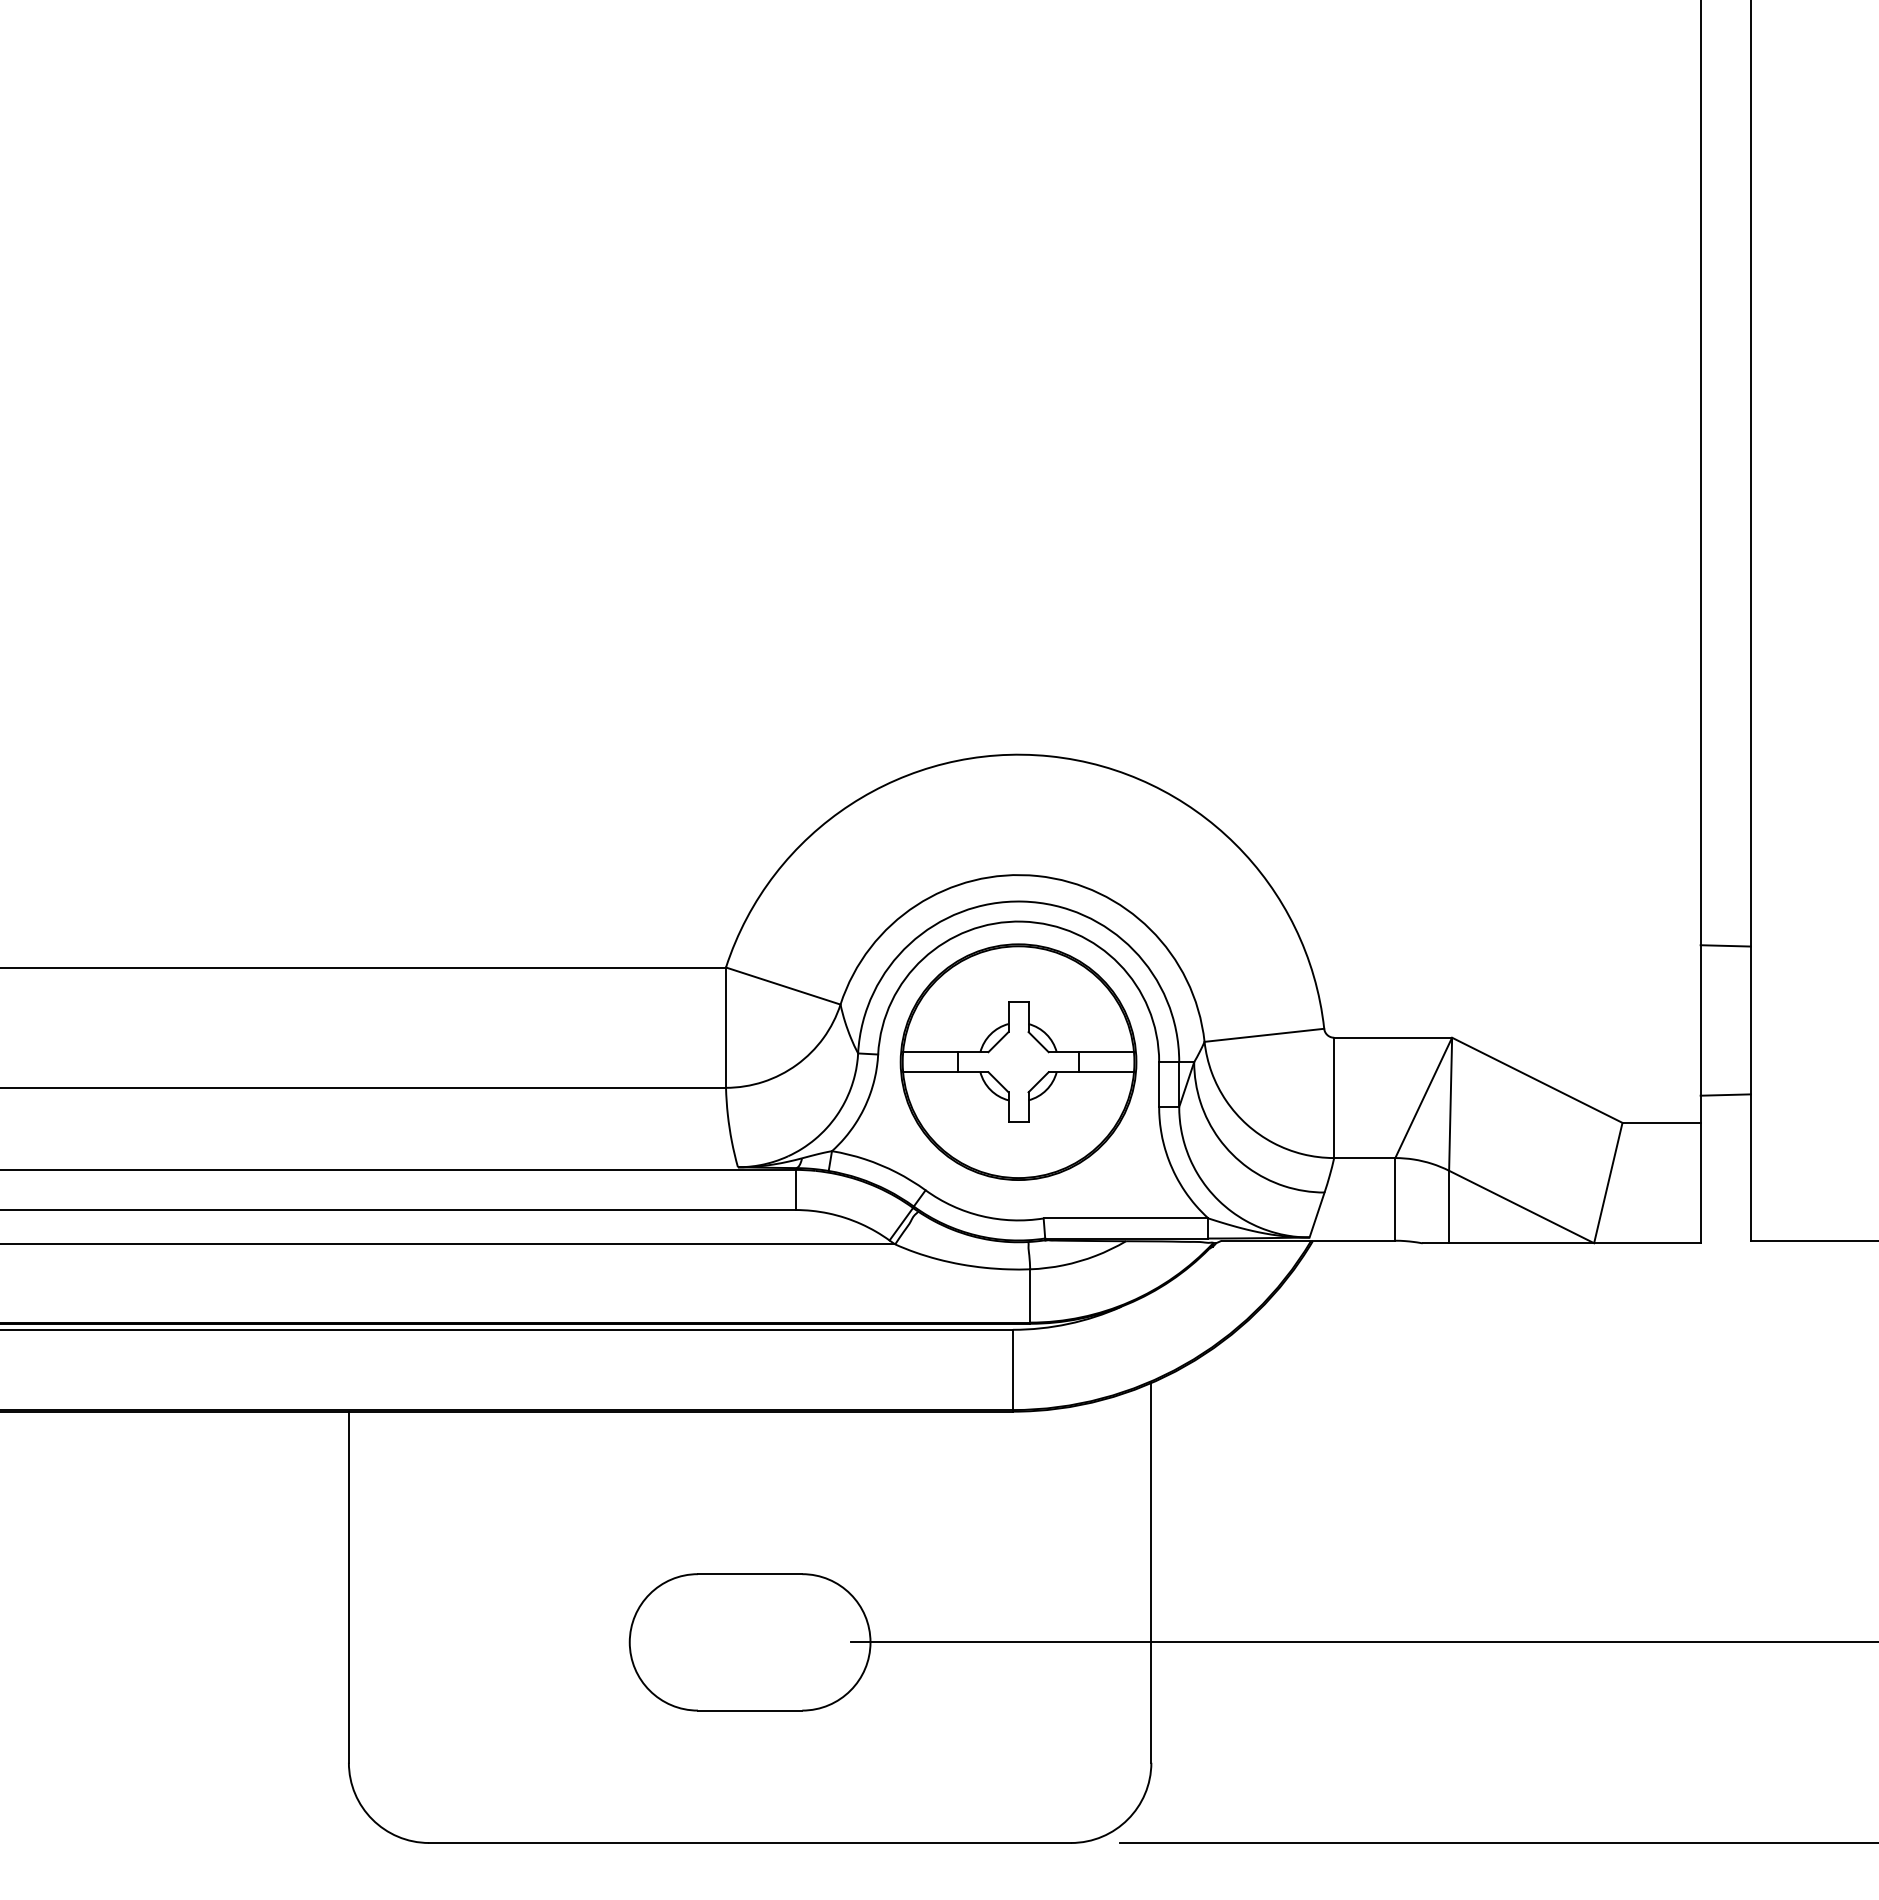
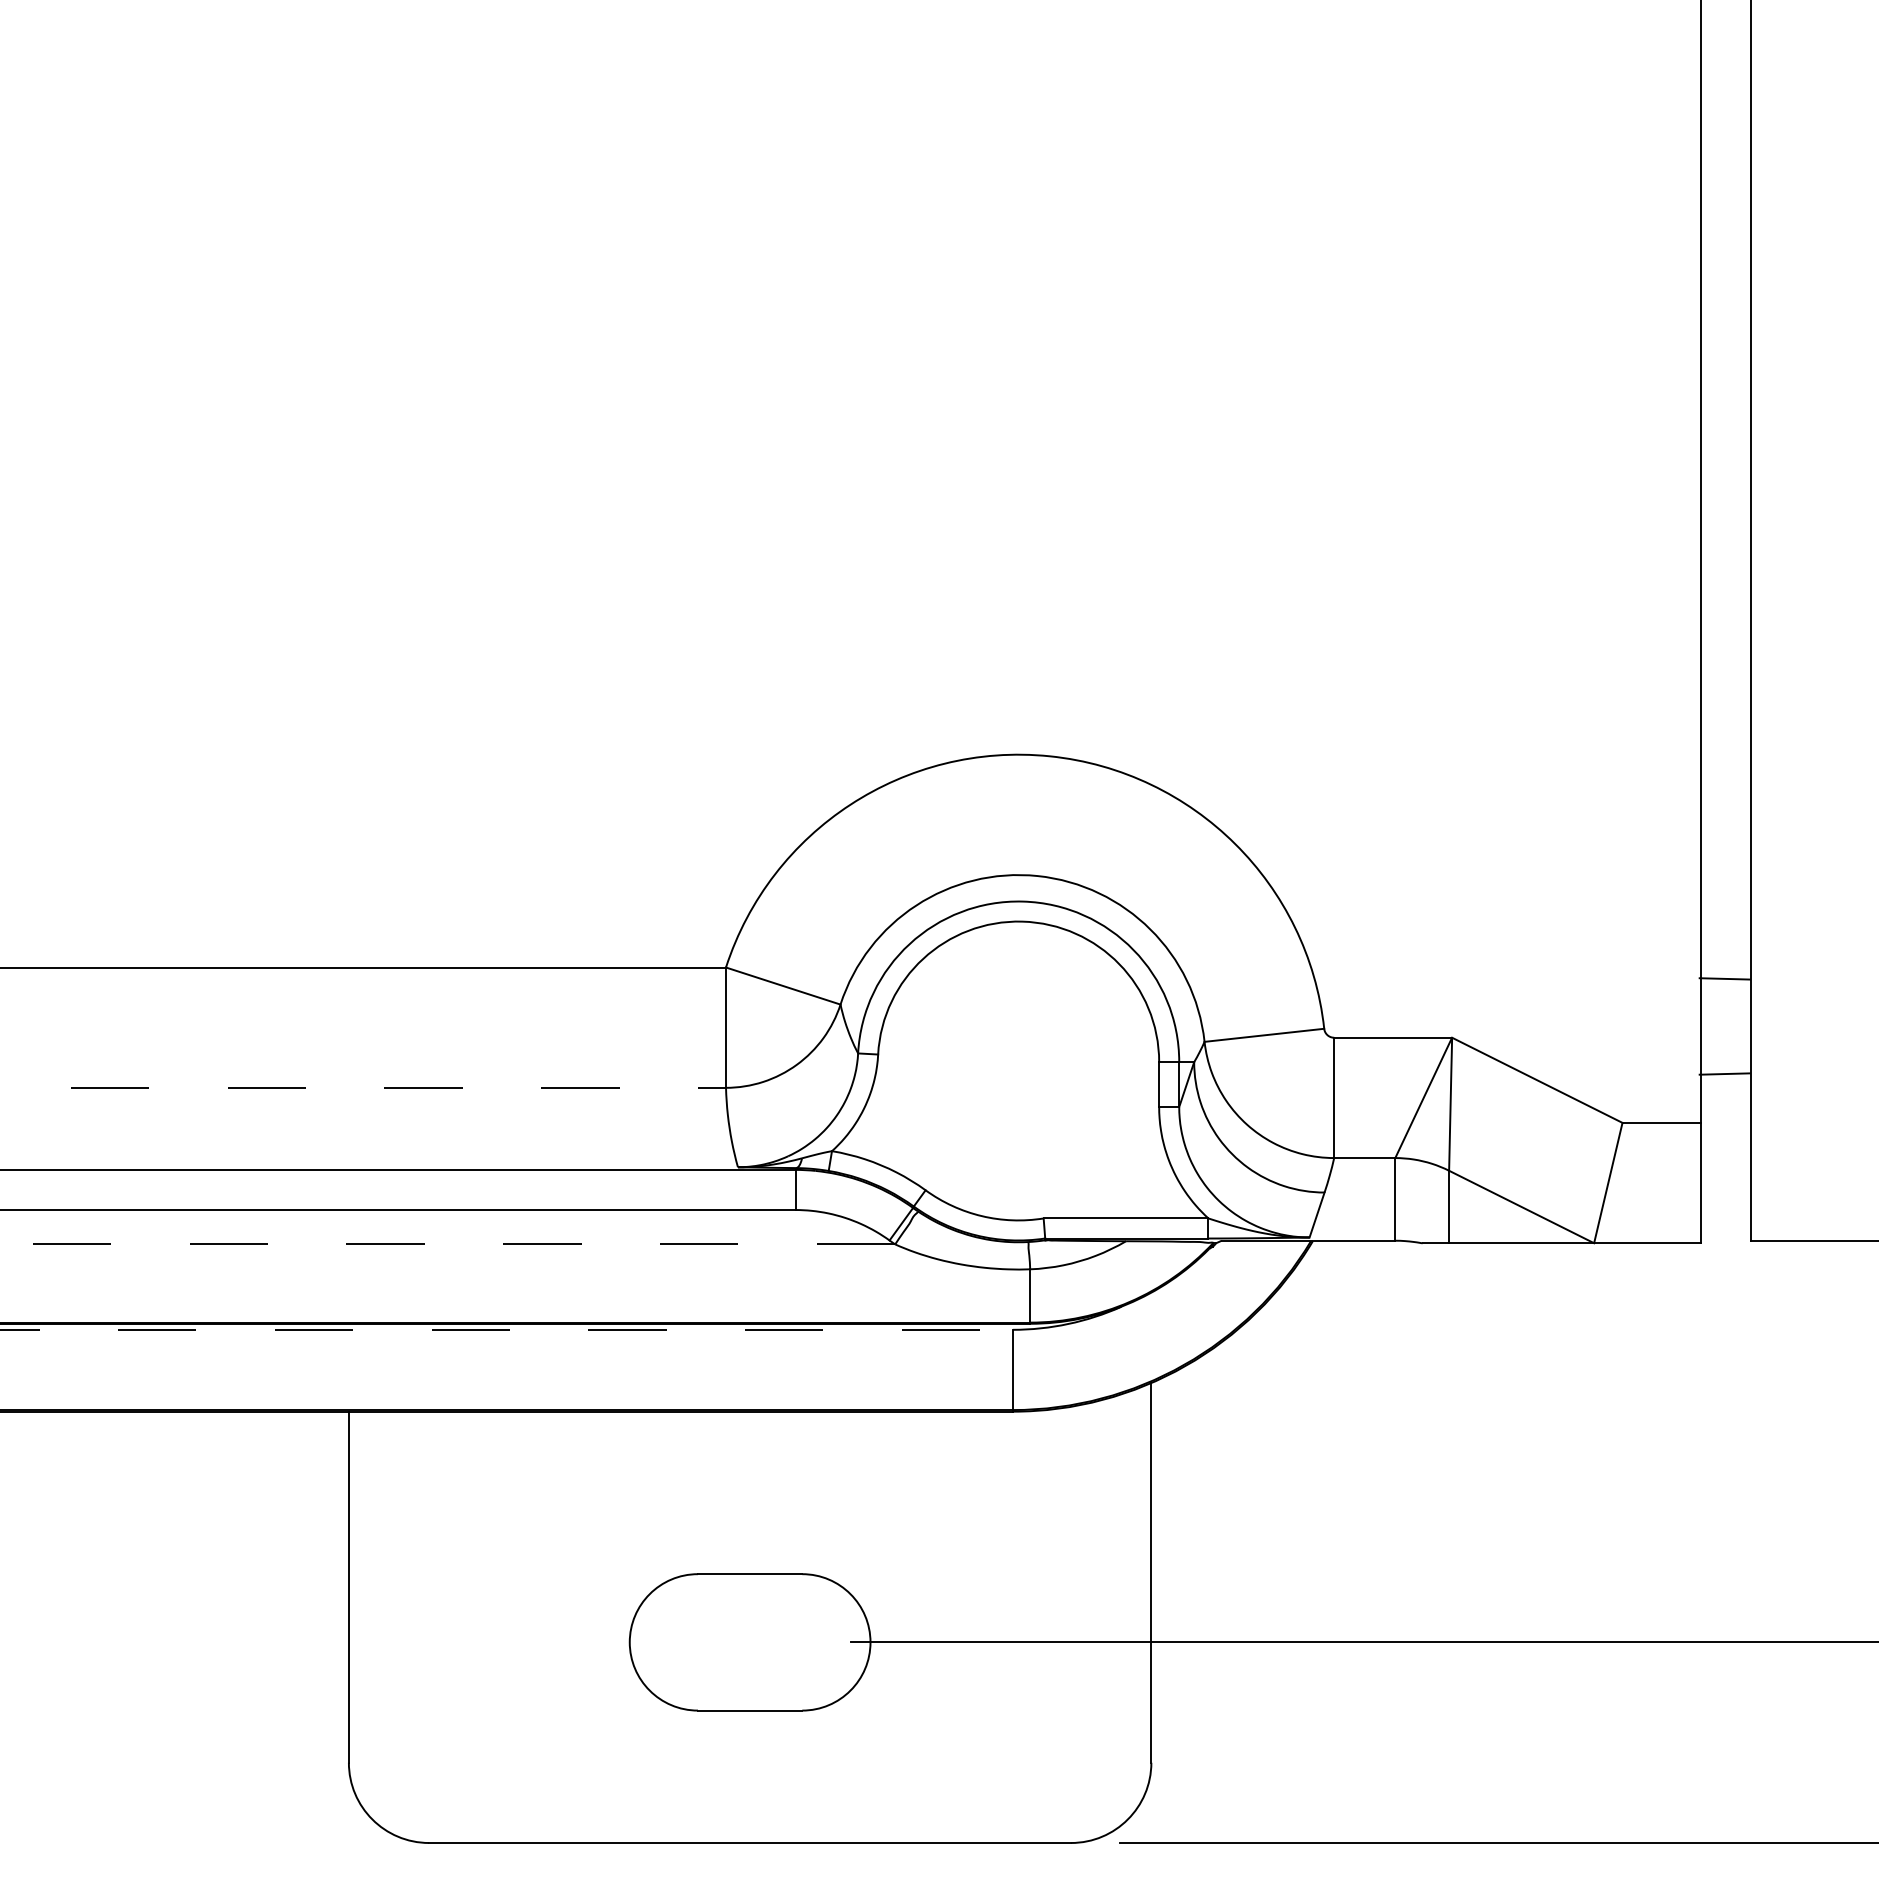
line position: (1725, 945) -> (1724, 978) (1724, 978)
part: present -> none (1018, 1061)
line: solid -> dashed (363, 1087)
line position: (1725, 1094) -> (1724, 1073) (1724, 1073)
line: solid -> dashed (447, 1244)
line: solid -> dashed (507, 1329)
